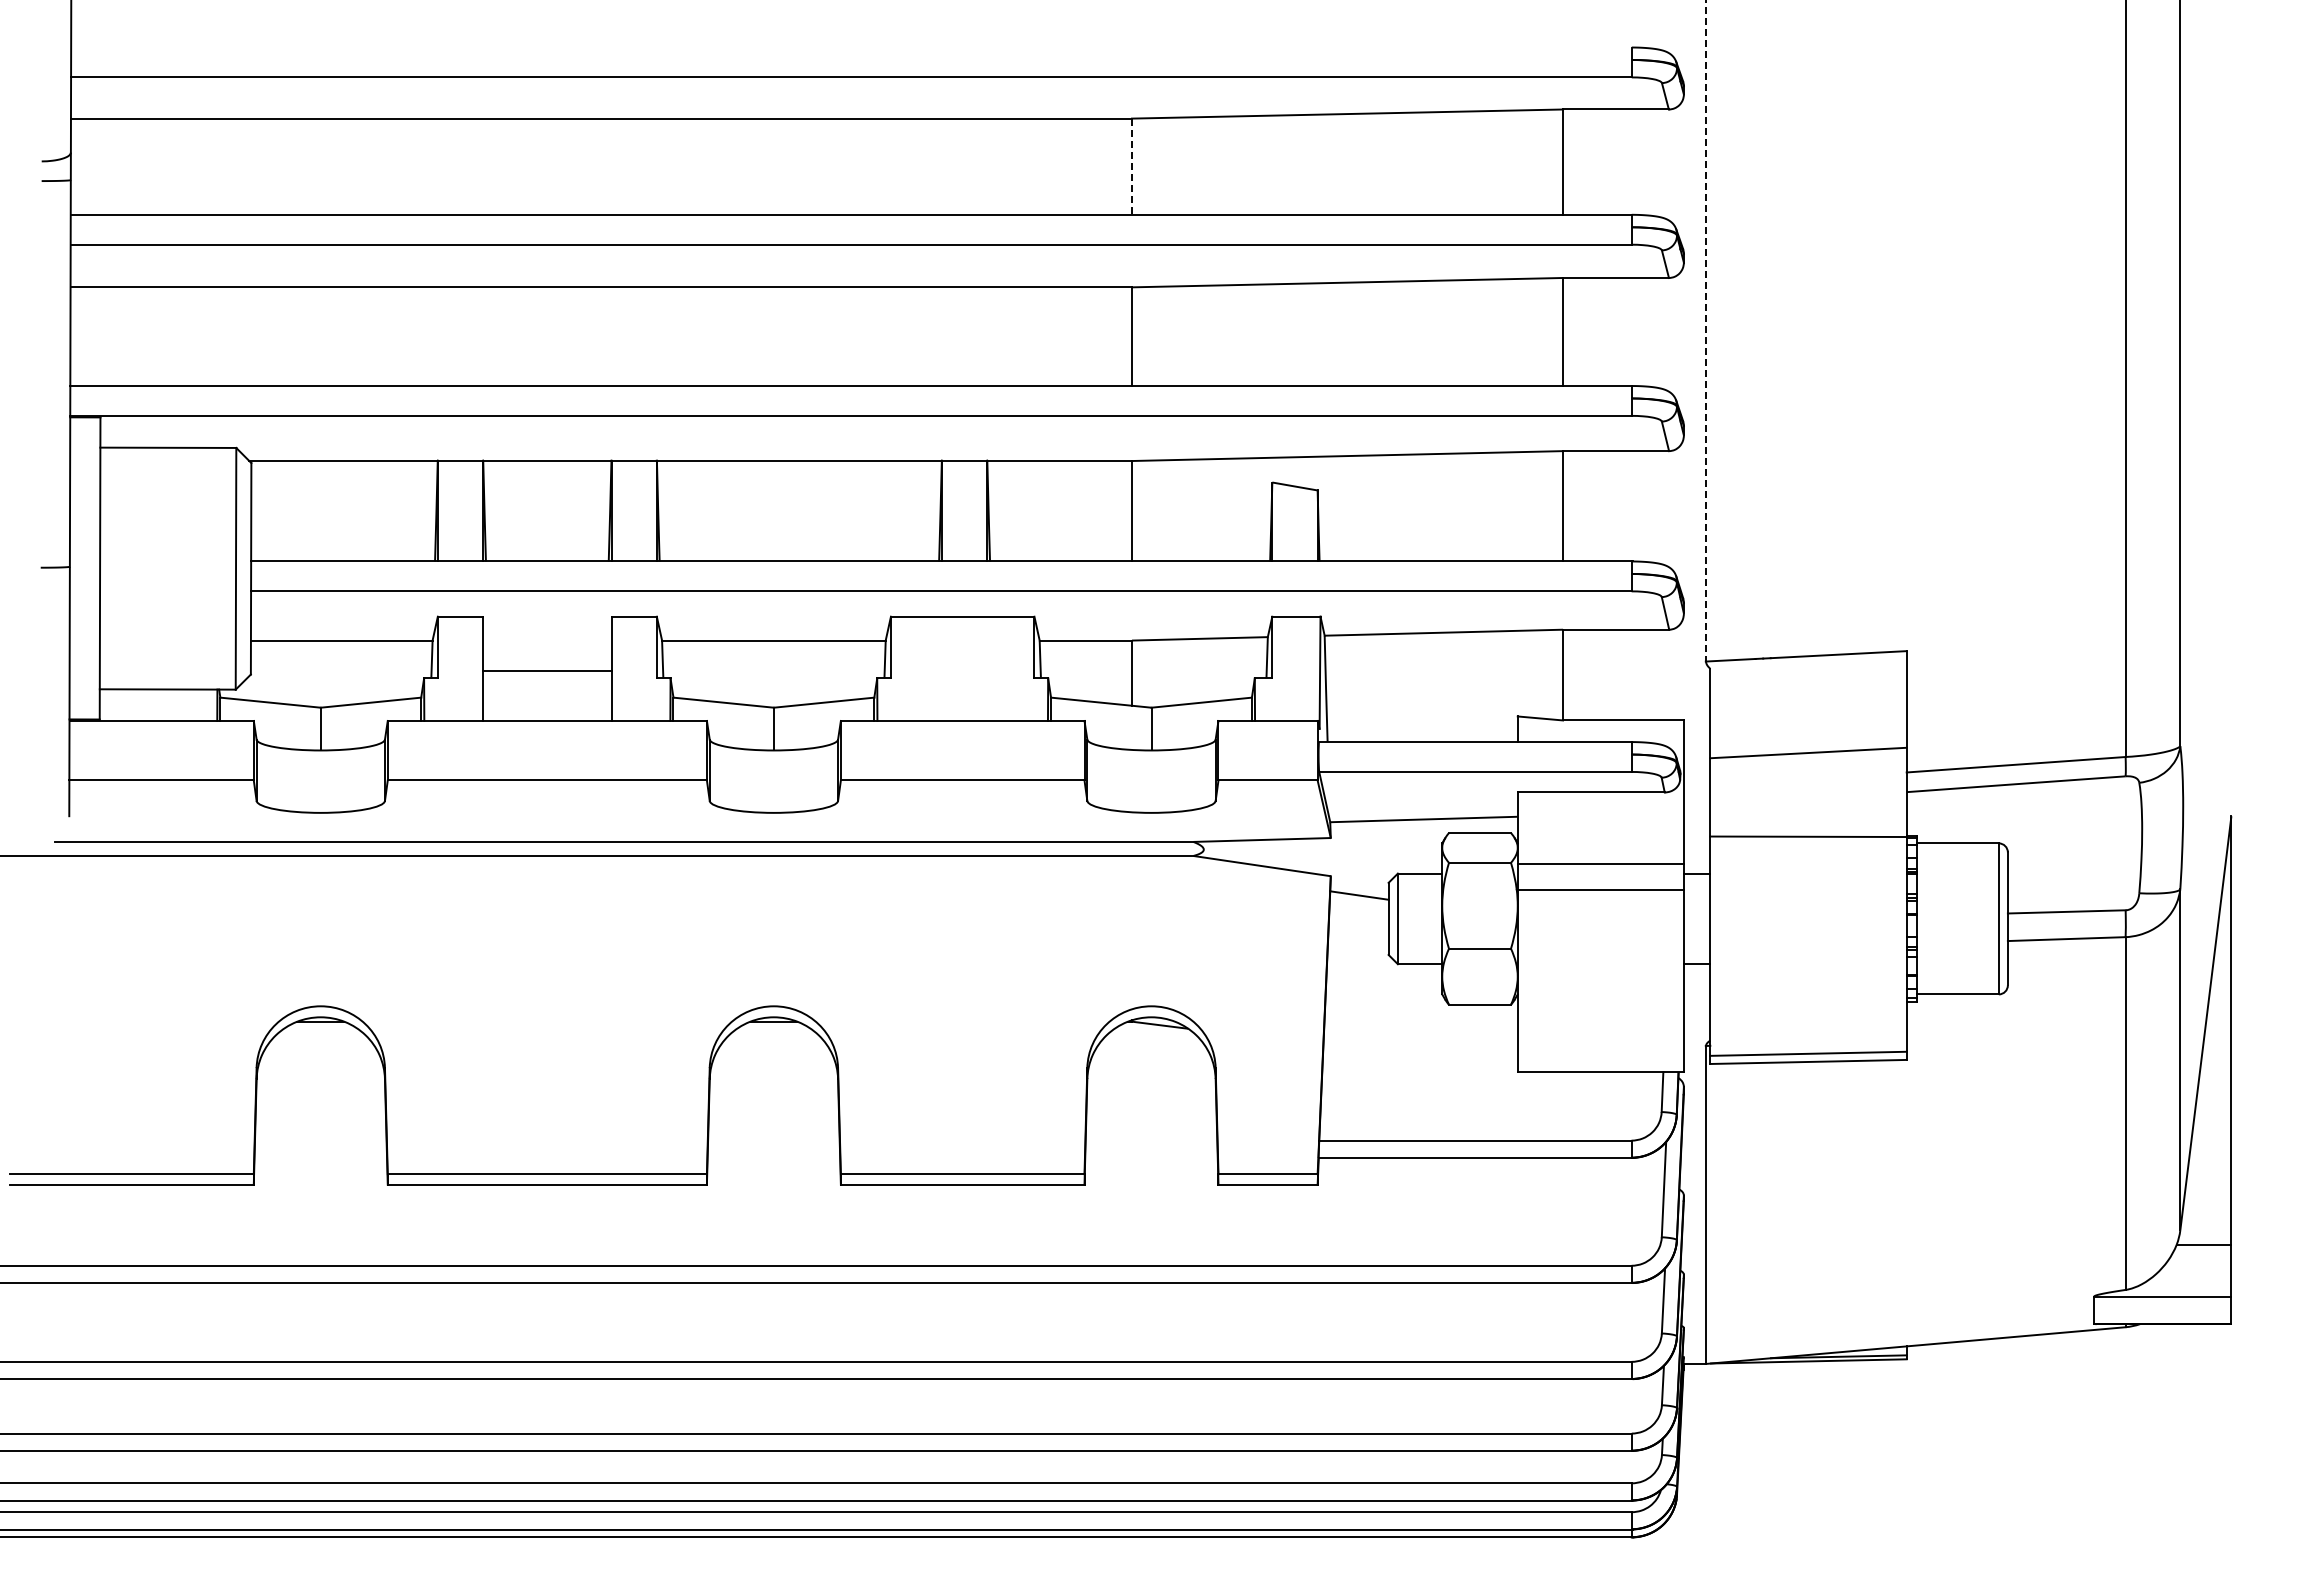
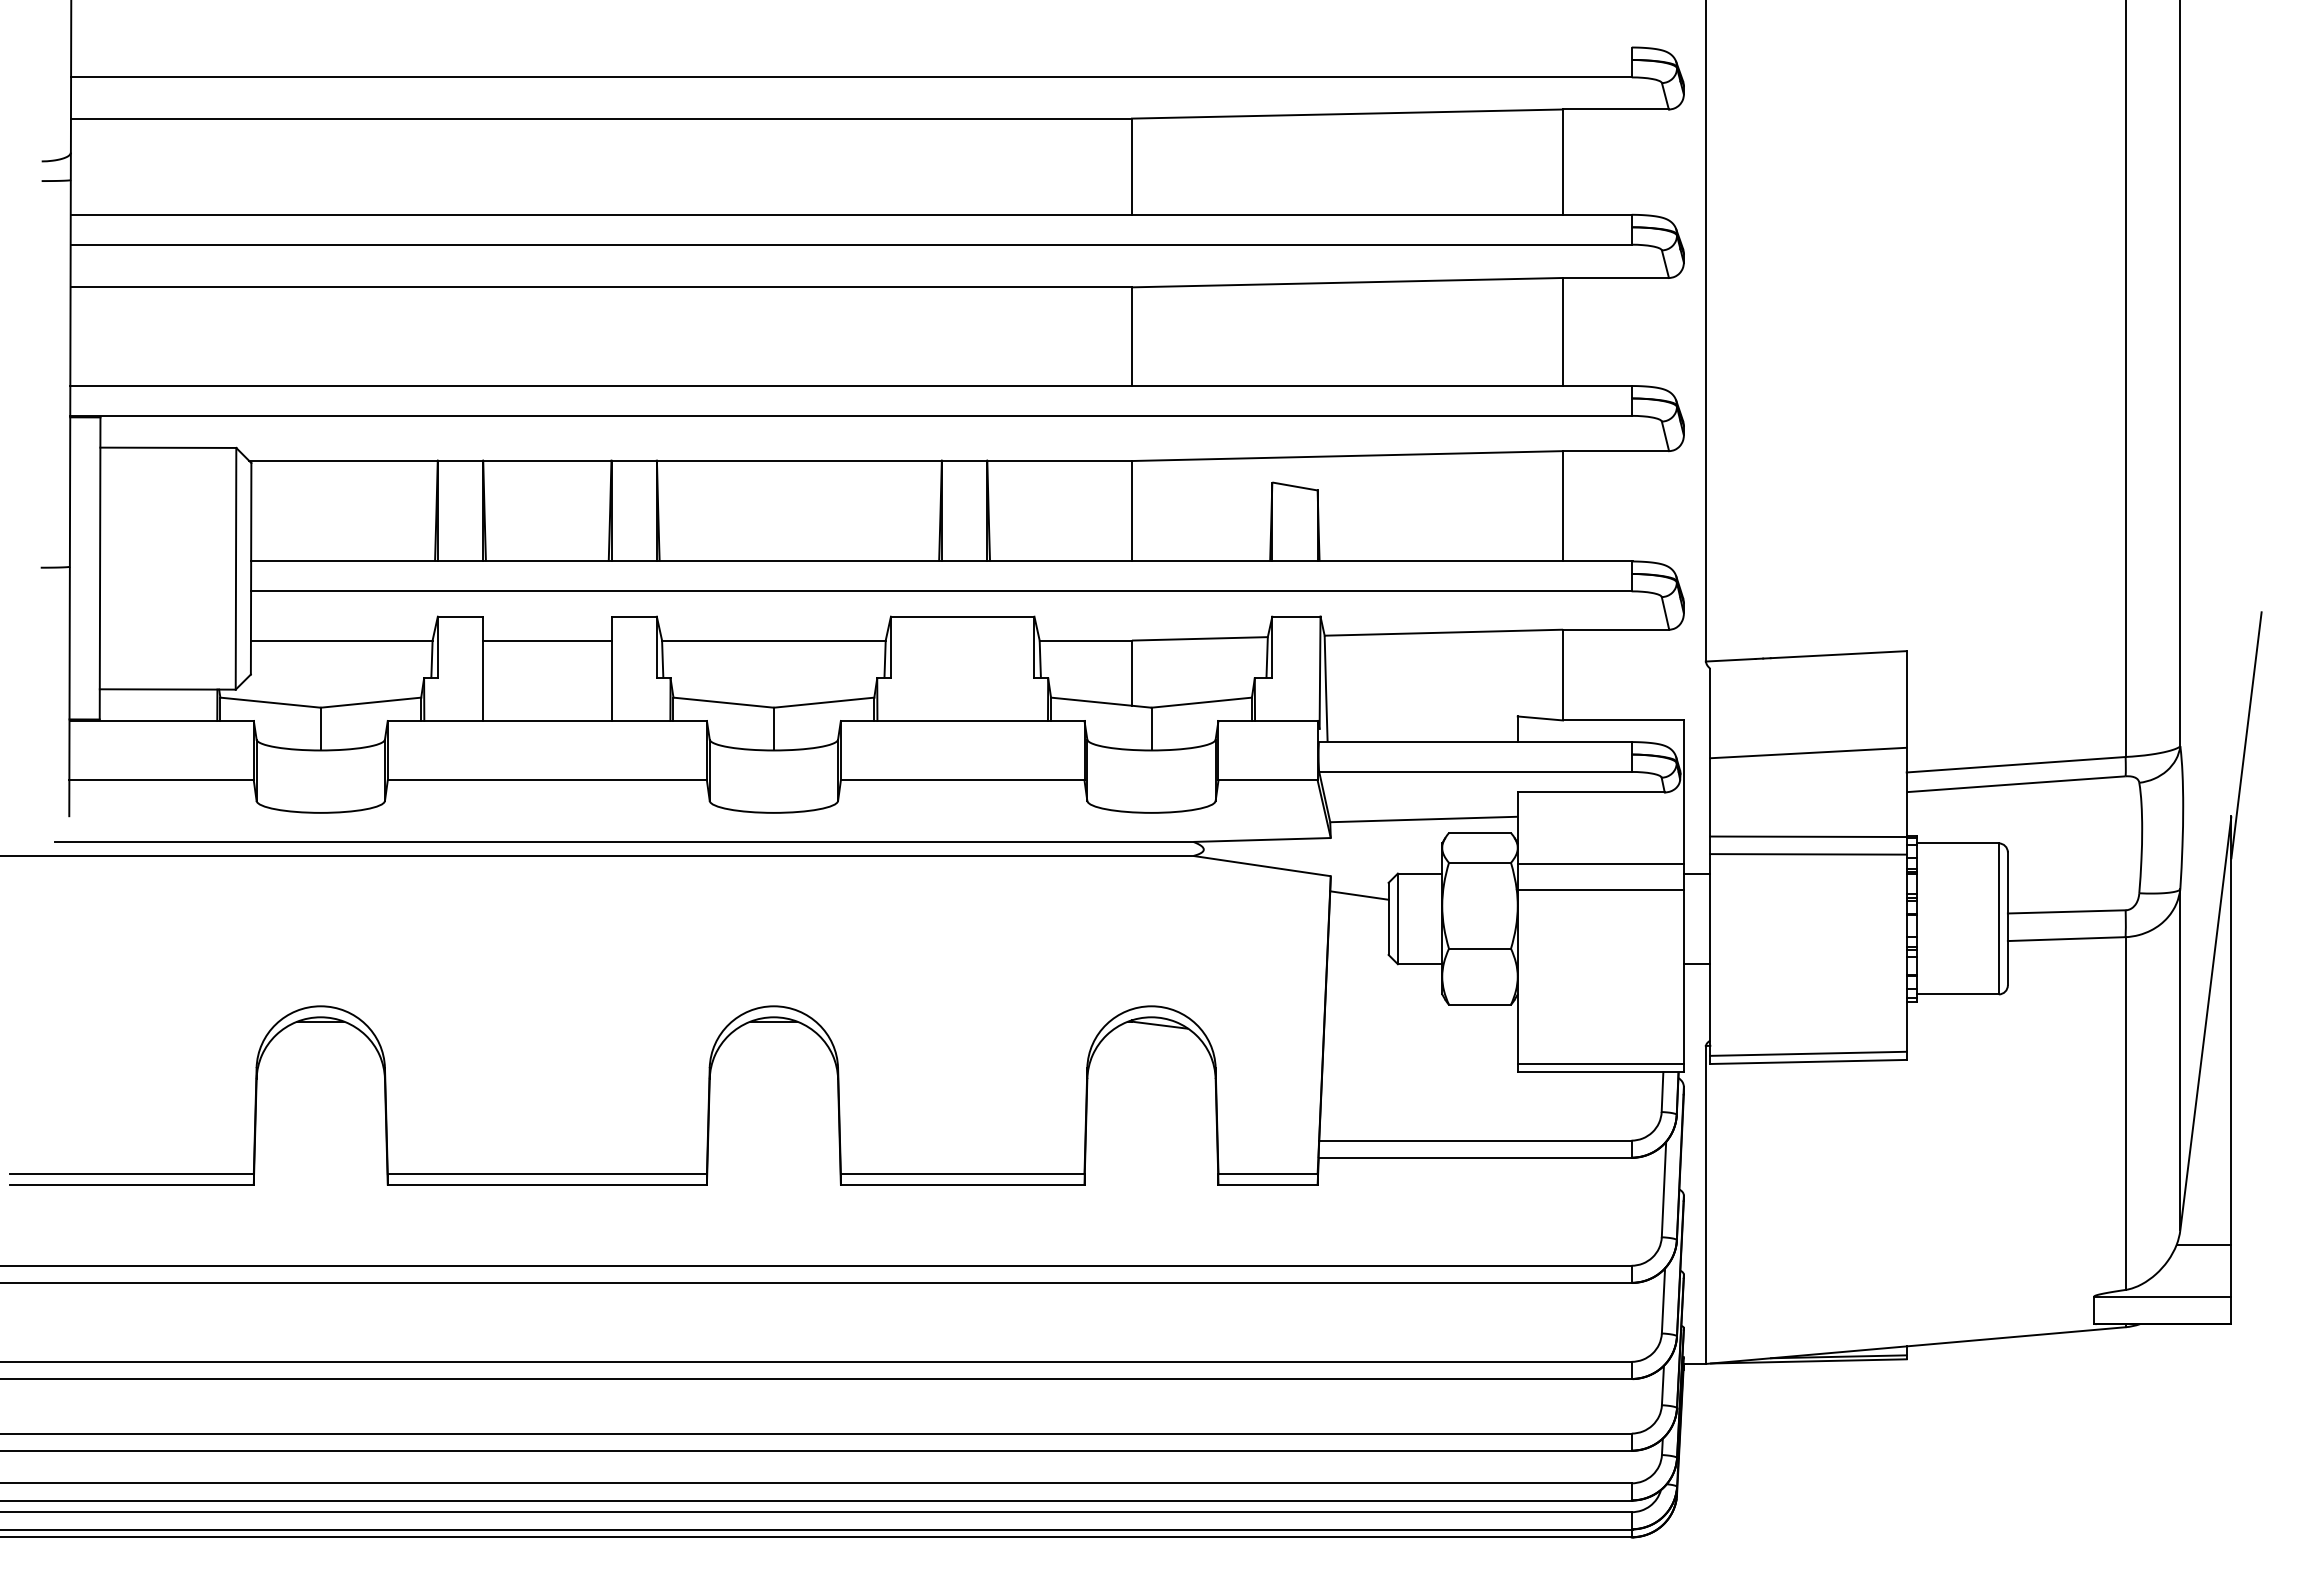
line: dashed -> solid (1131, 167)
line: dashed -> solid (1705, 330)
line position: (547, 670) -> (547, 640) (547, 640)
line: none -> present (2246, 735)
line: none -> present (1808, 854)
line: none -> present (1600, 1064)
